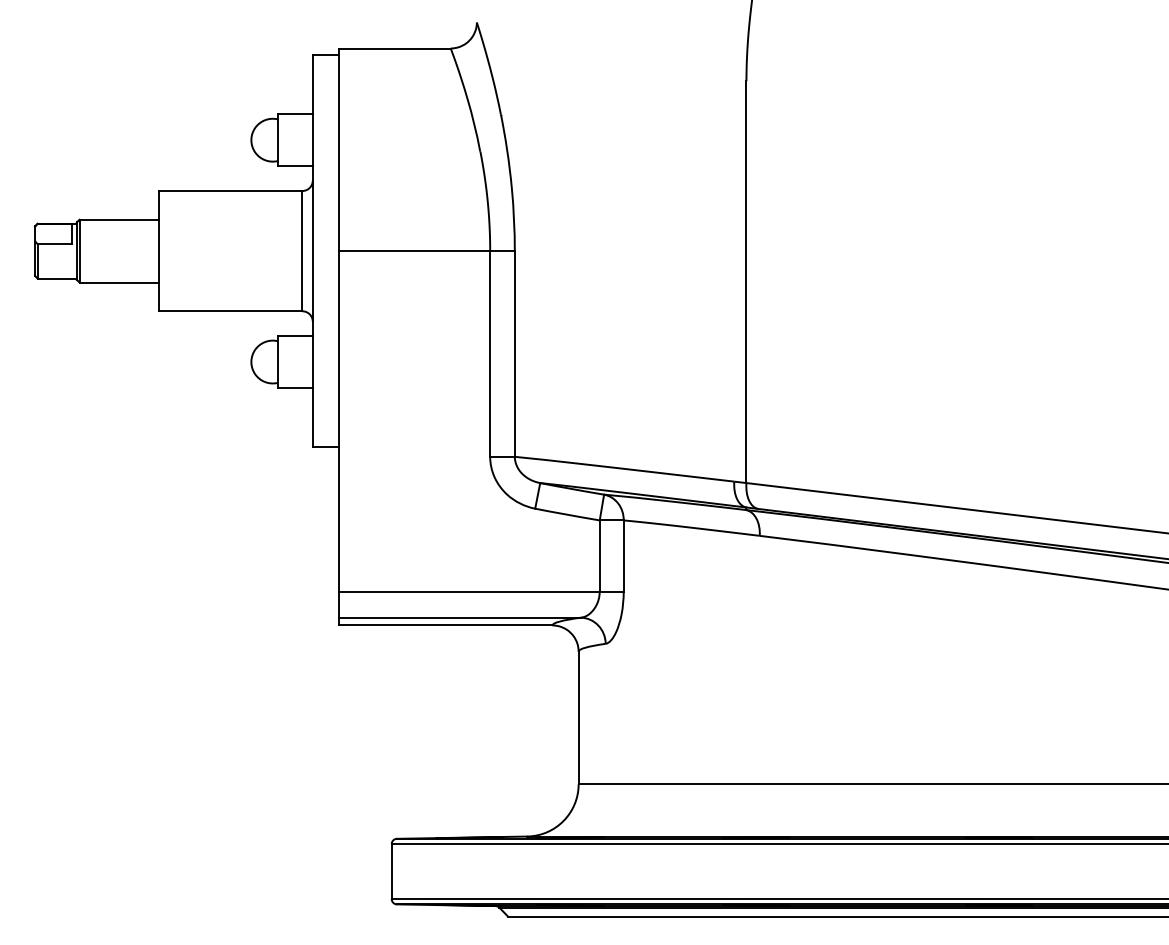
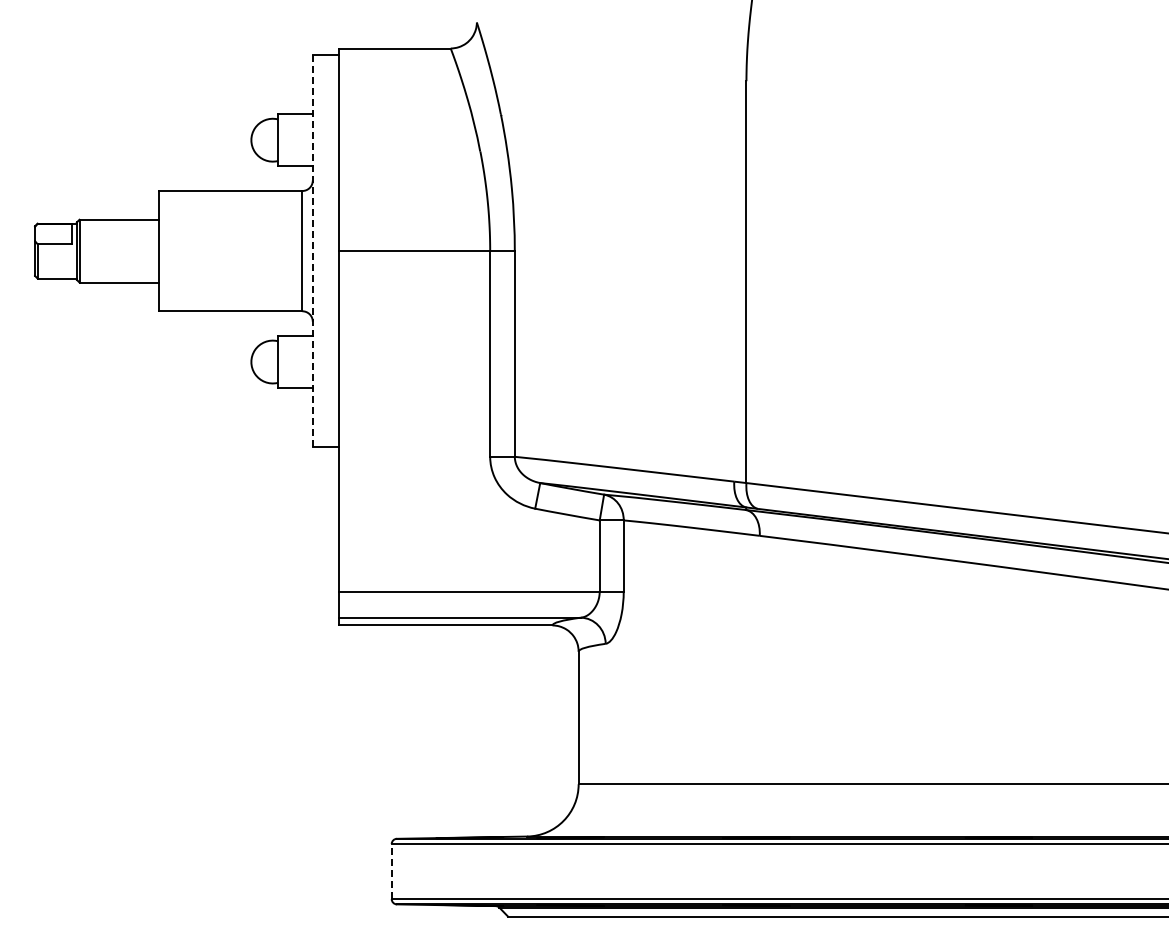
line: solid -> dashed (312, 250)
line: solid -> dashed (391, 871)
